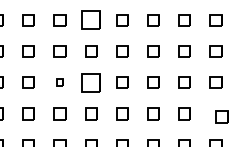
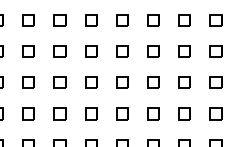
part size: 20x20 px -> 13x13 px (91, 20)
part size: 8x9 px -> 14x13 px (59, 82)
part size: 20x20 px -> 13x13 px (91, 82)
part position: (221, 116) -> (215, 113) (215, 113)
